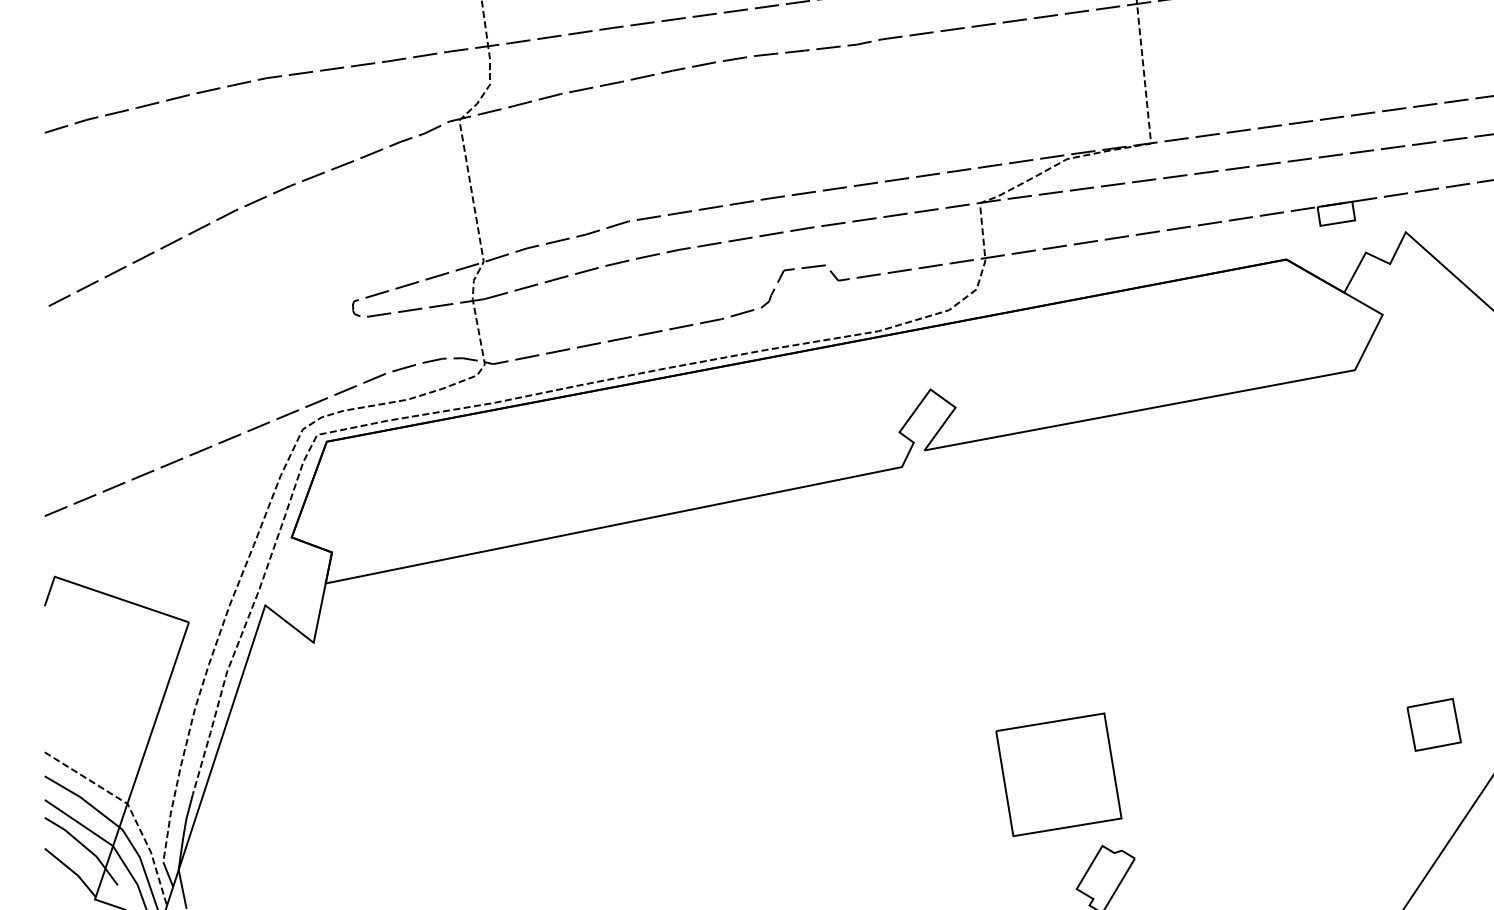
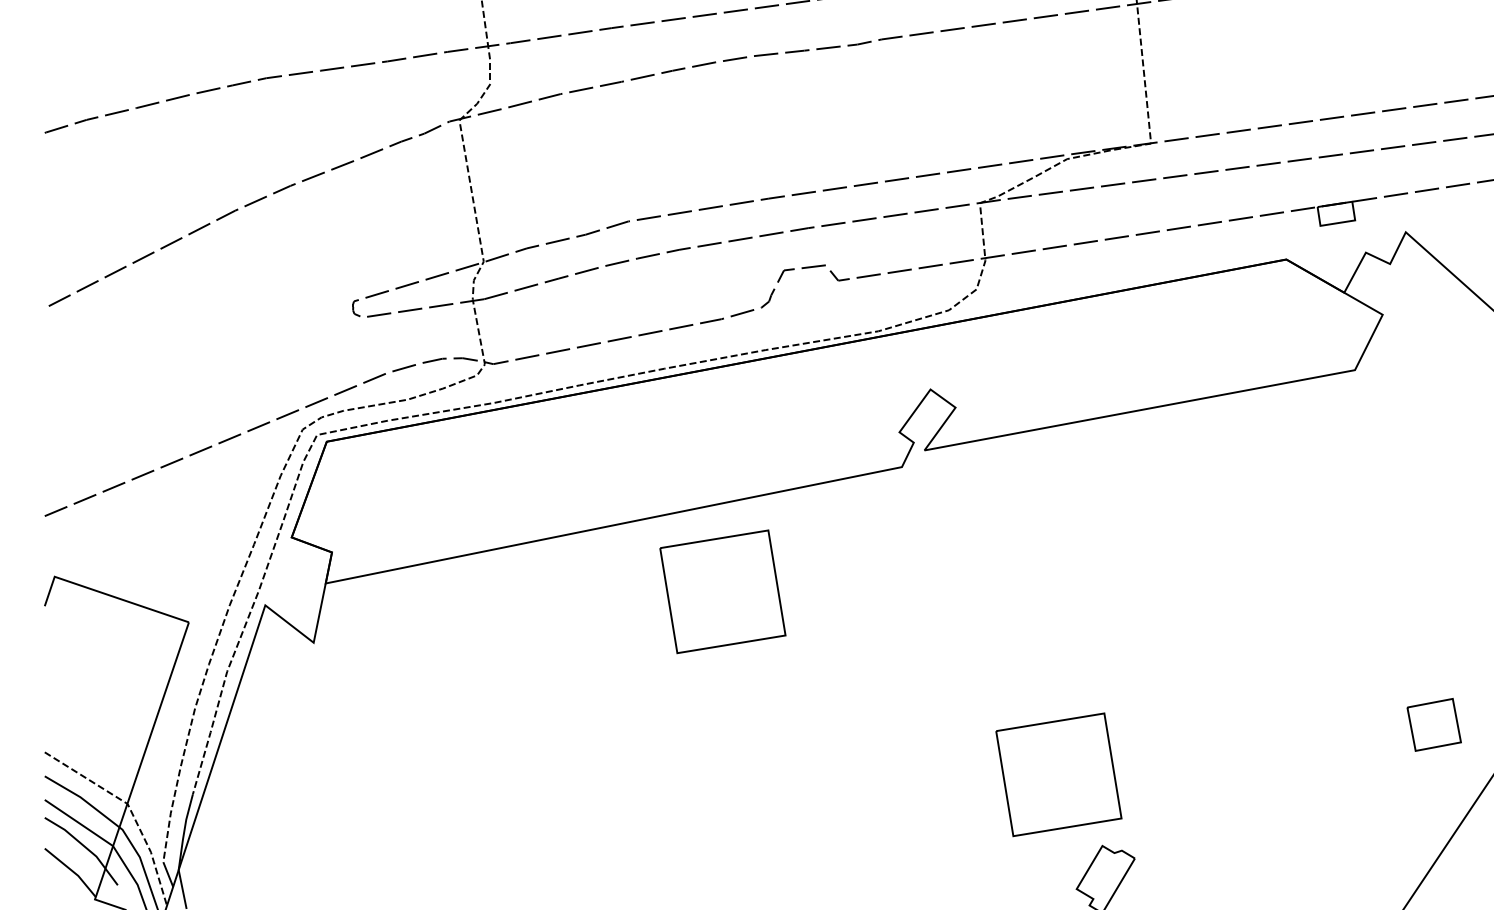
part: none -> present (722, 591)
